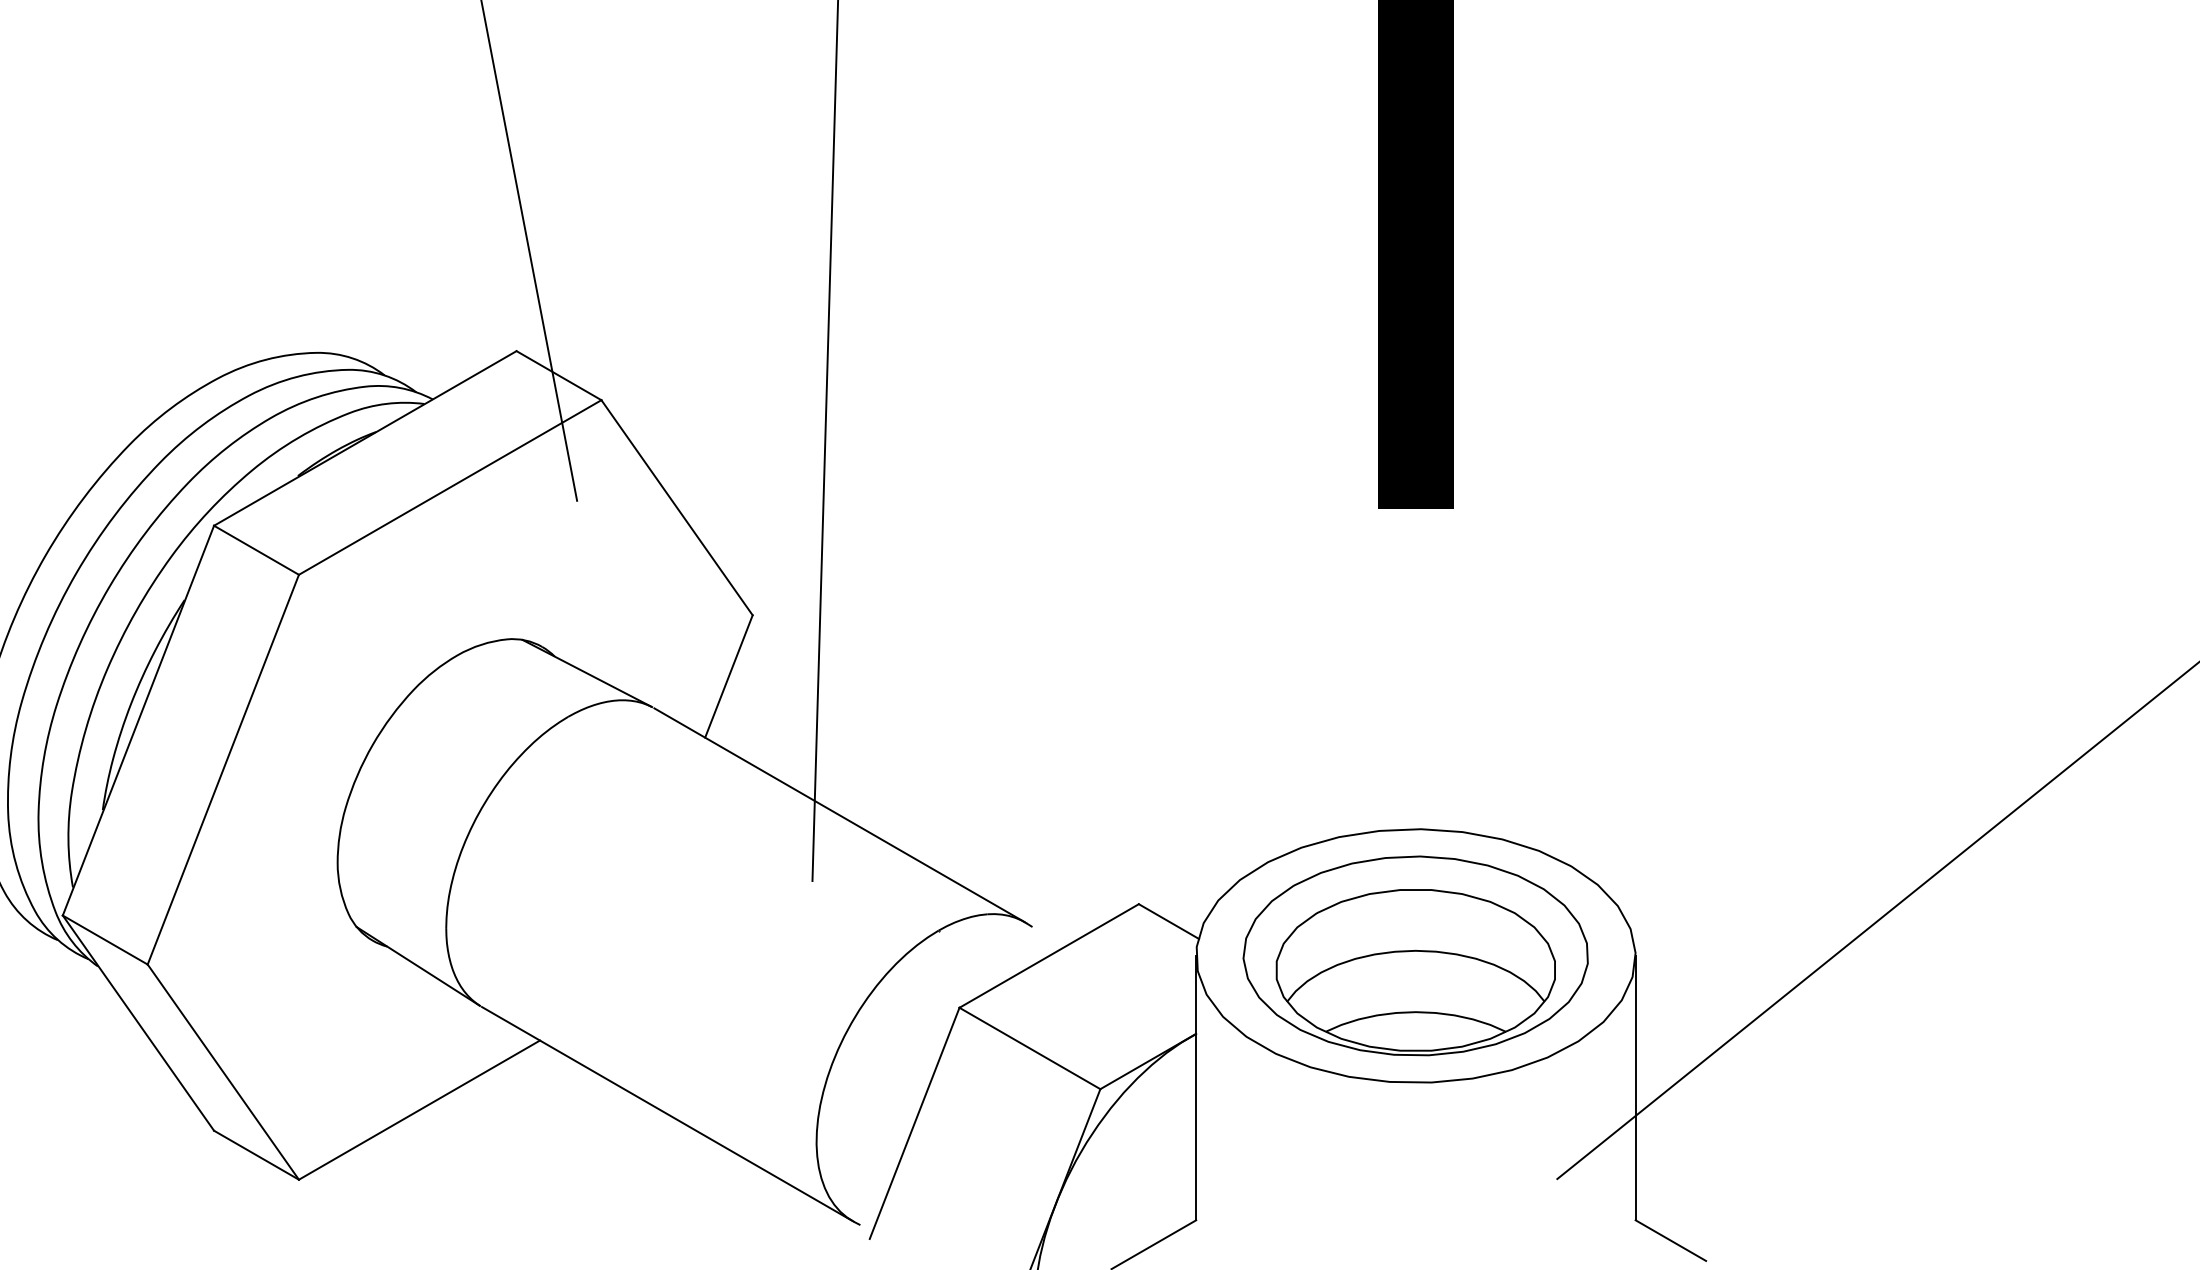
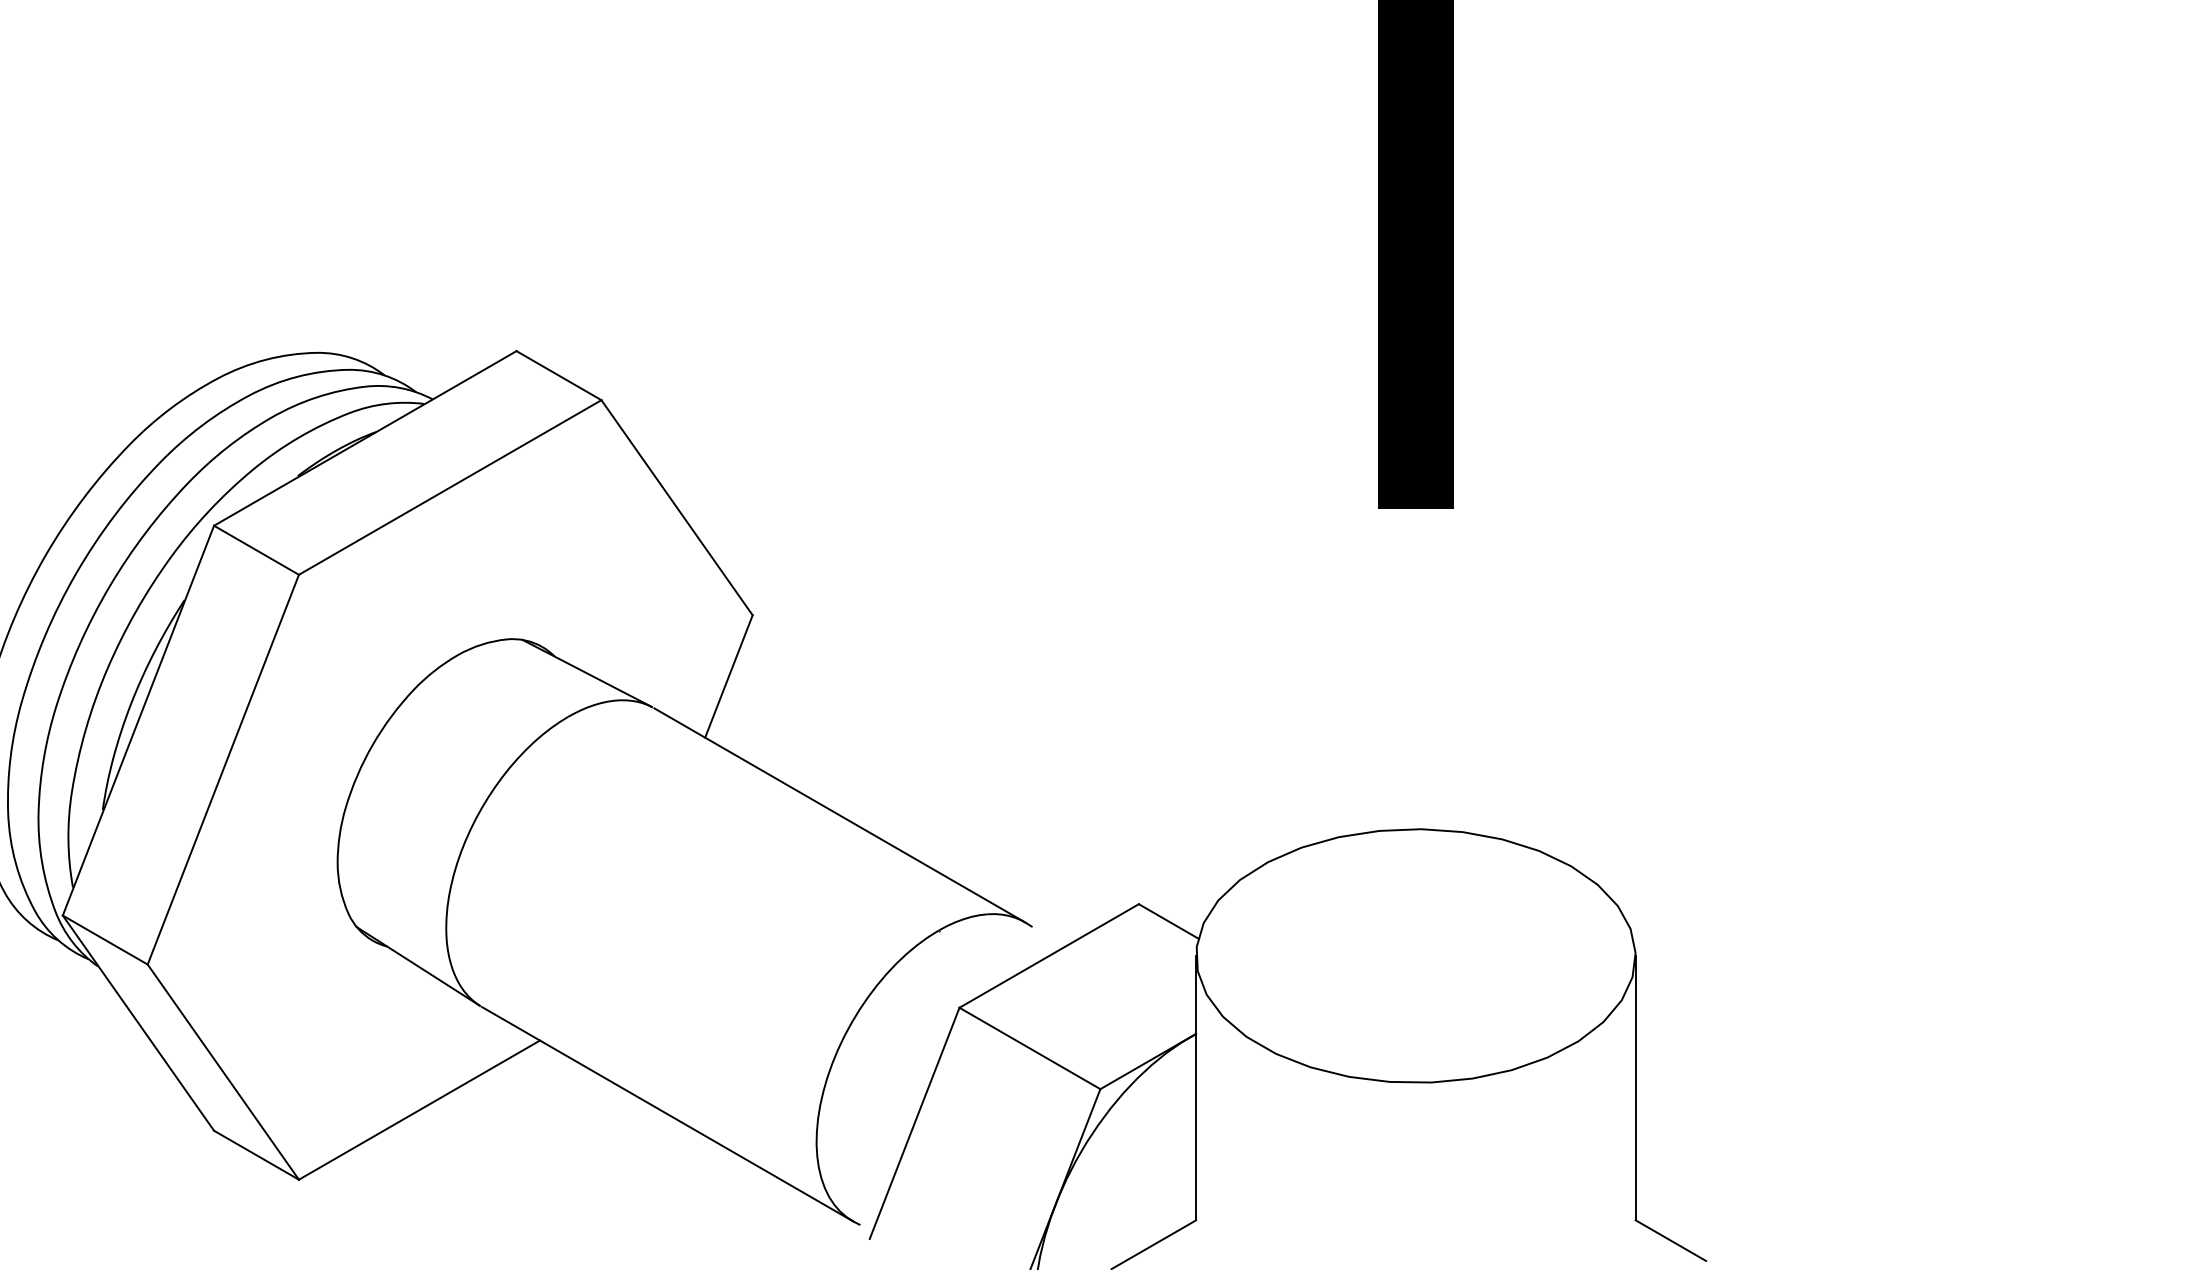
line: present -> none (529, 251)
line: present -> none (825, 441)
line: present -> none (1876, 921)
part: present -> none (1415, 955)
